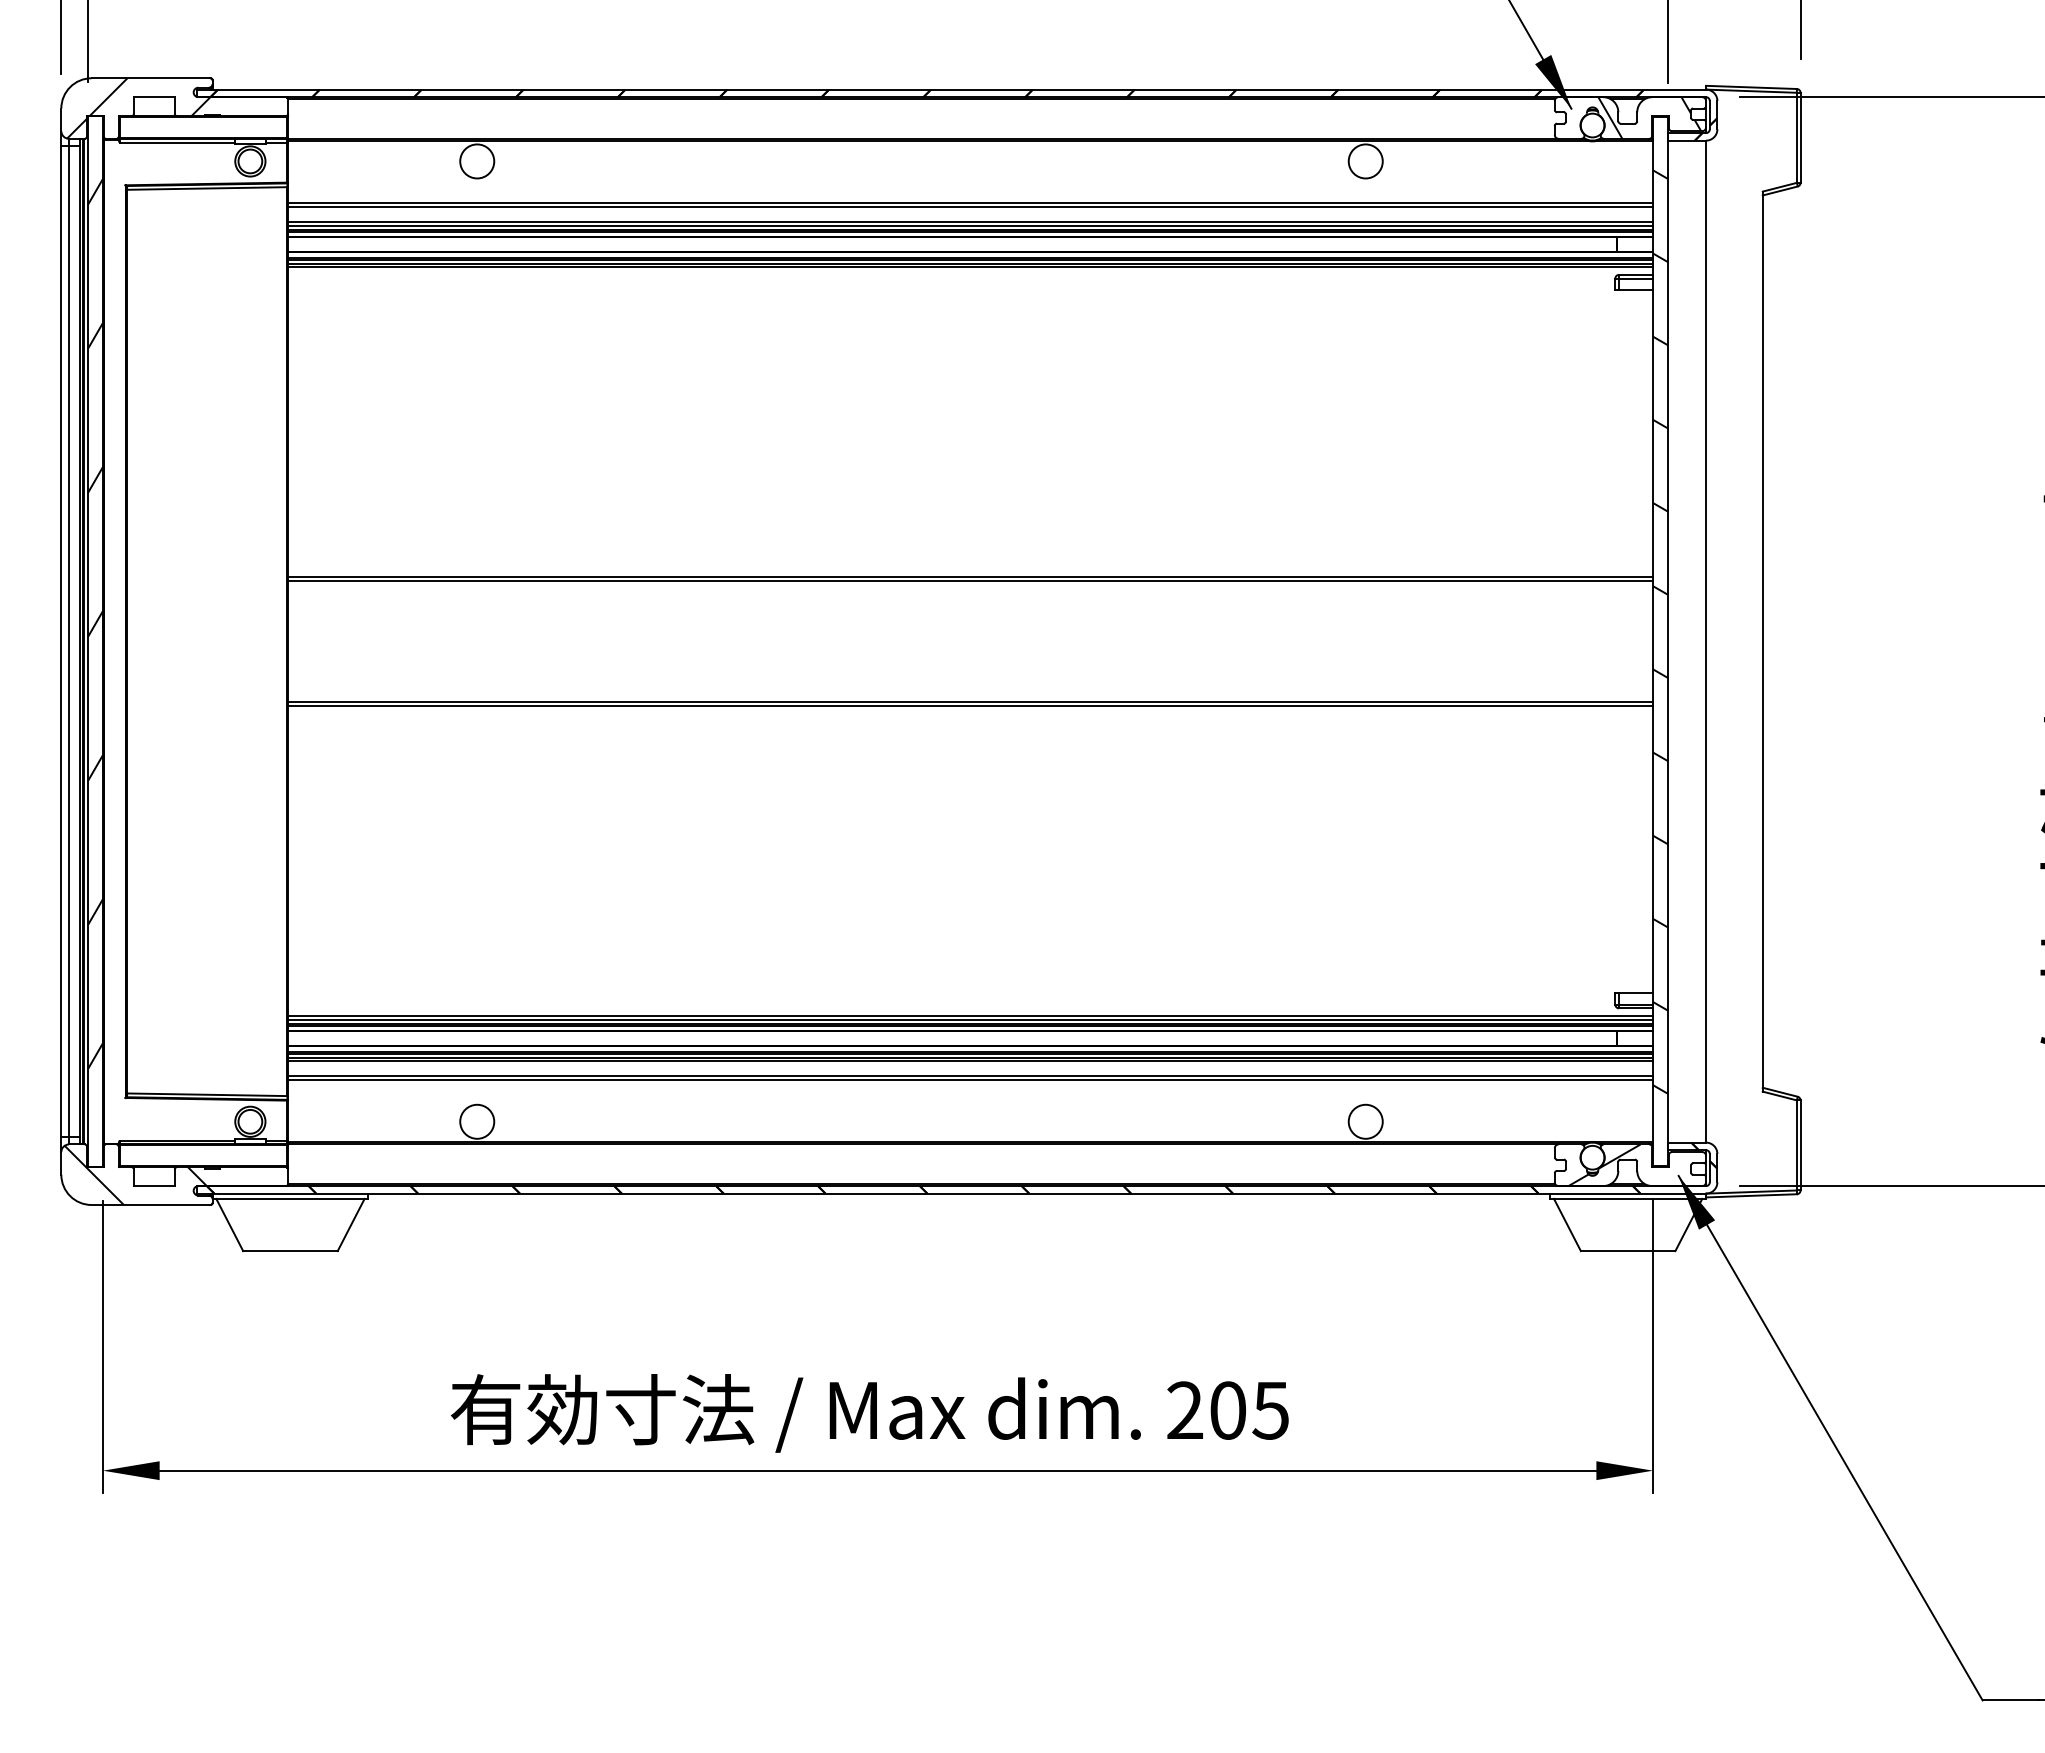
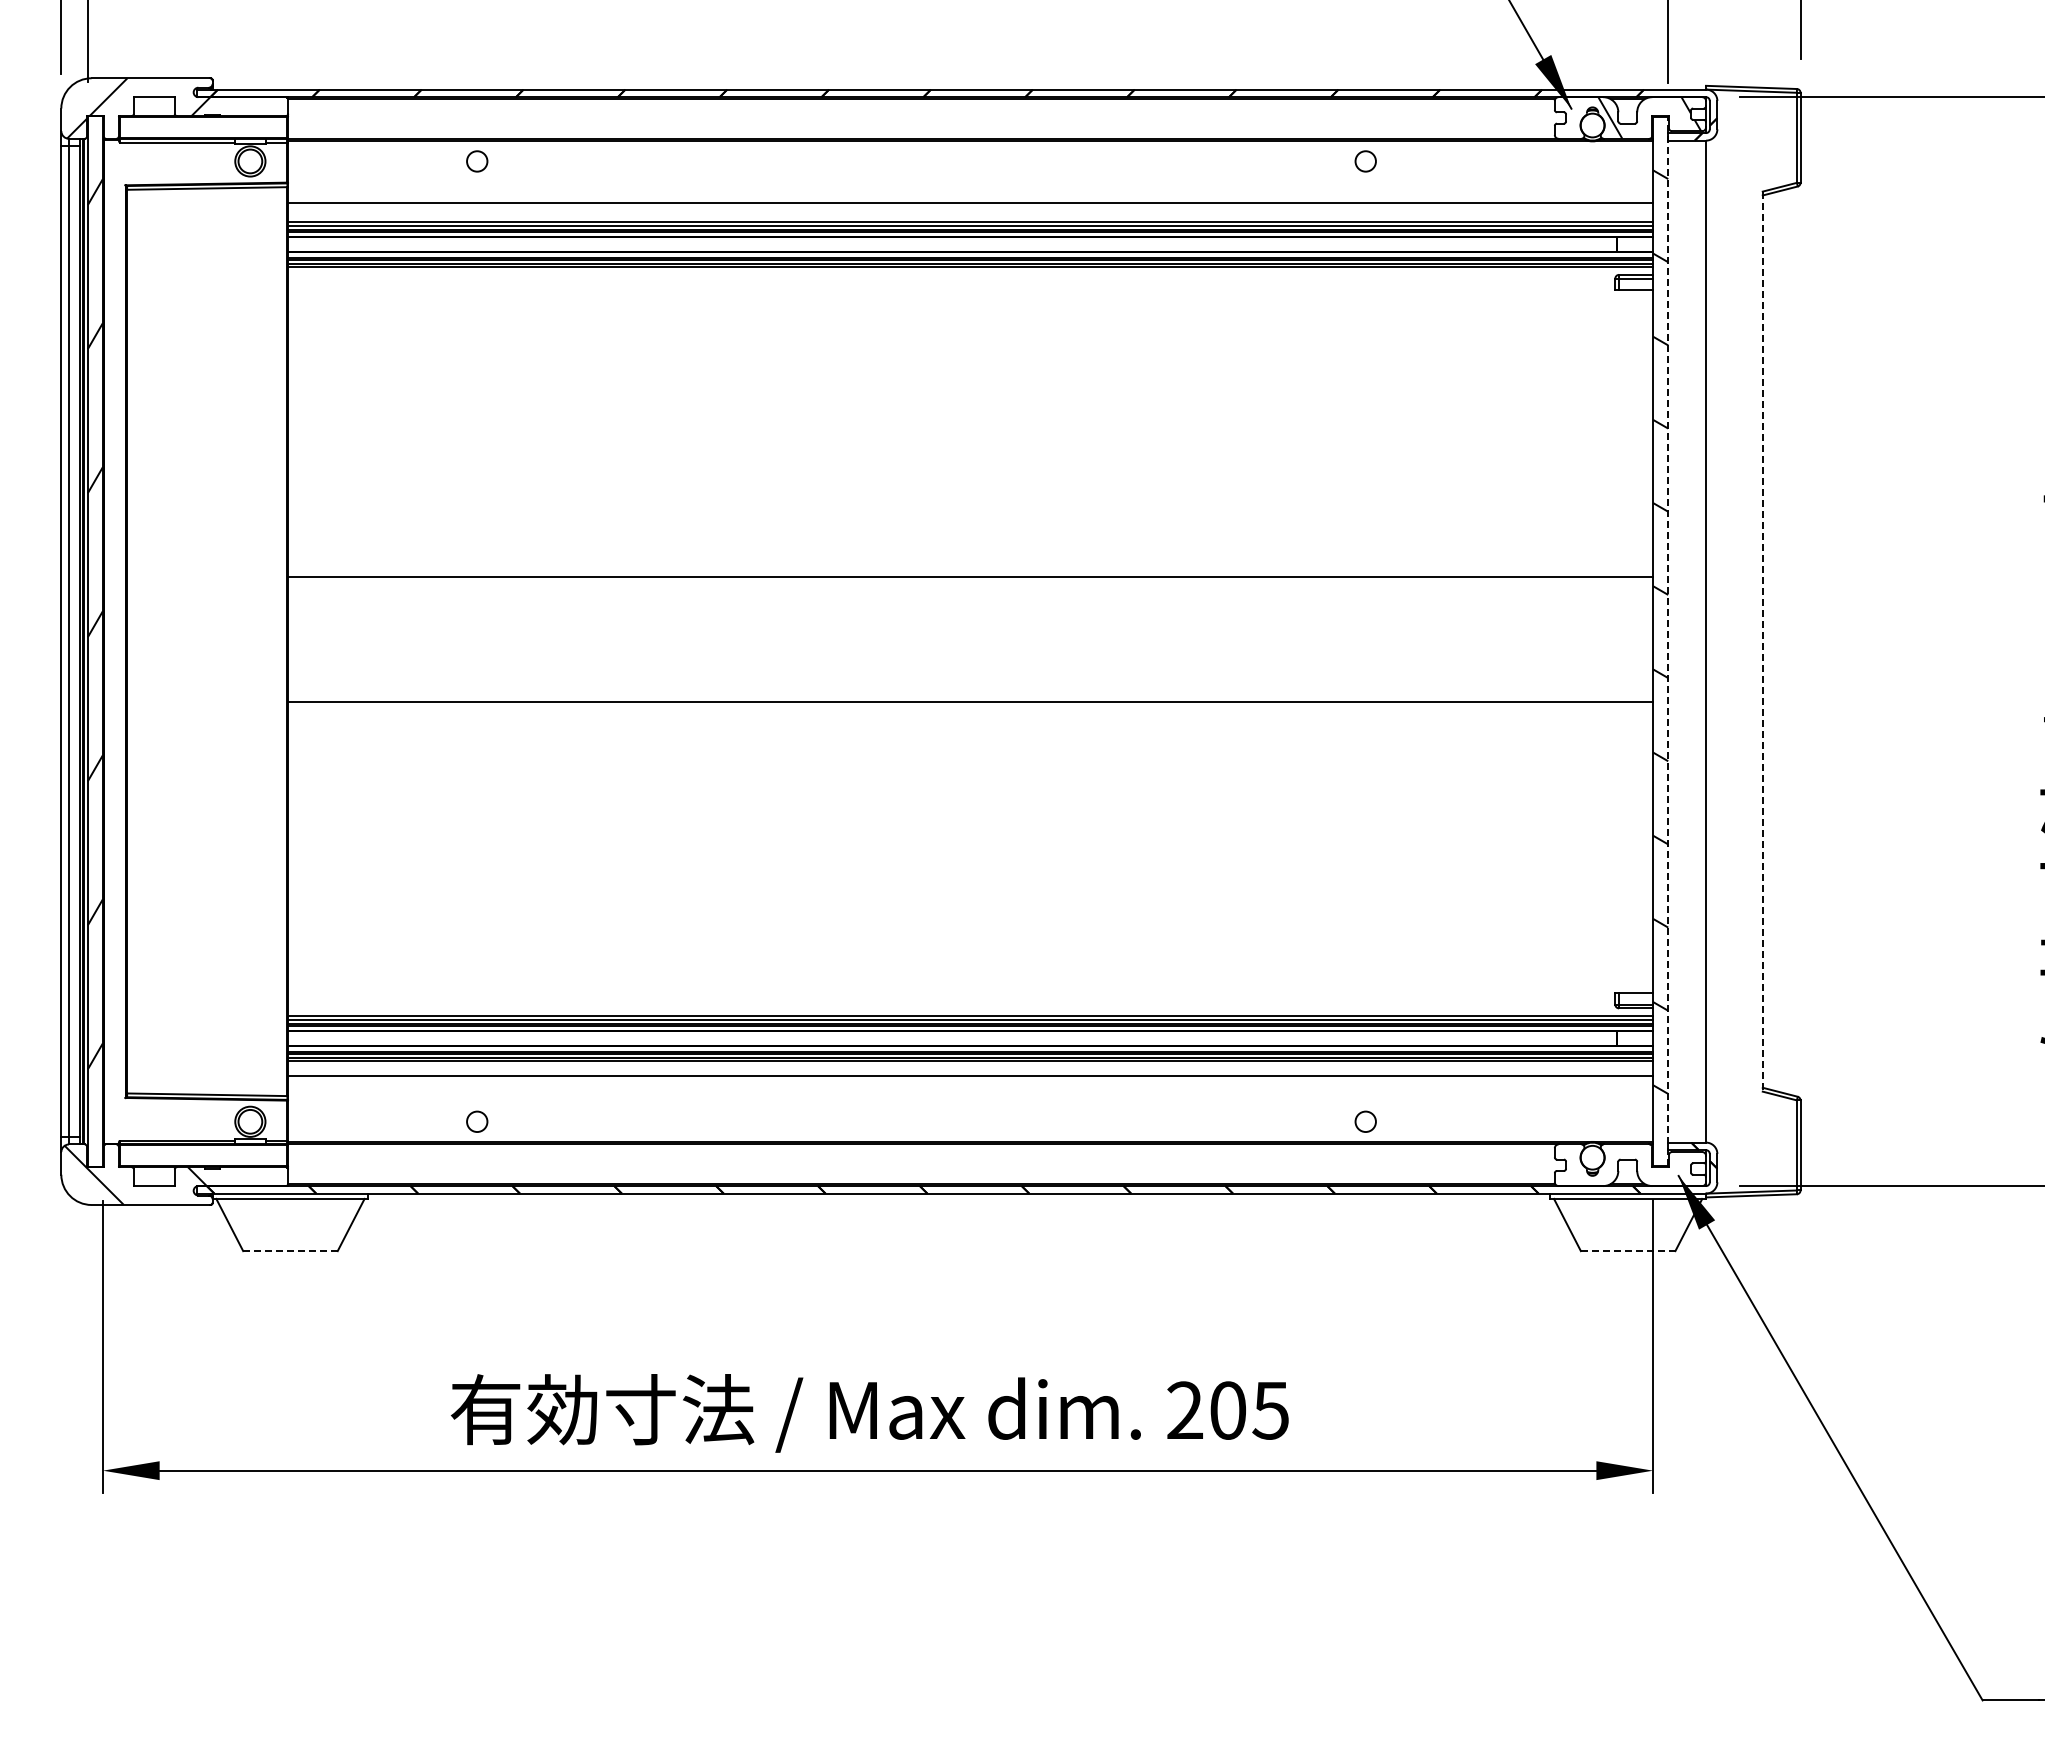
circle diameter: 34 px -> 20 px (477, 161)
circle diameter: 34 px -> 20 px (1365, 161)
line: present -> none (970, 206)
line: present -> none (970, 581)
line: solid -> dashed (1668, 641)
line: solid -> dashed (1762, 642)
line: present -> none (970, 705)
line: present -> none (970, 1080)
circle diameter: 34 px -> 20 px (477, 1121)
circle diameter: 34 px -> 20 px (1365, 1121)
hatch: present -> none (1604, 1165)
line: solid -> dashed (290, 1251)
line: solid -> dashed (1628, 1251)
